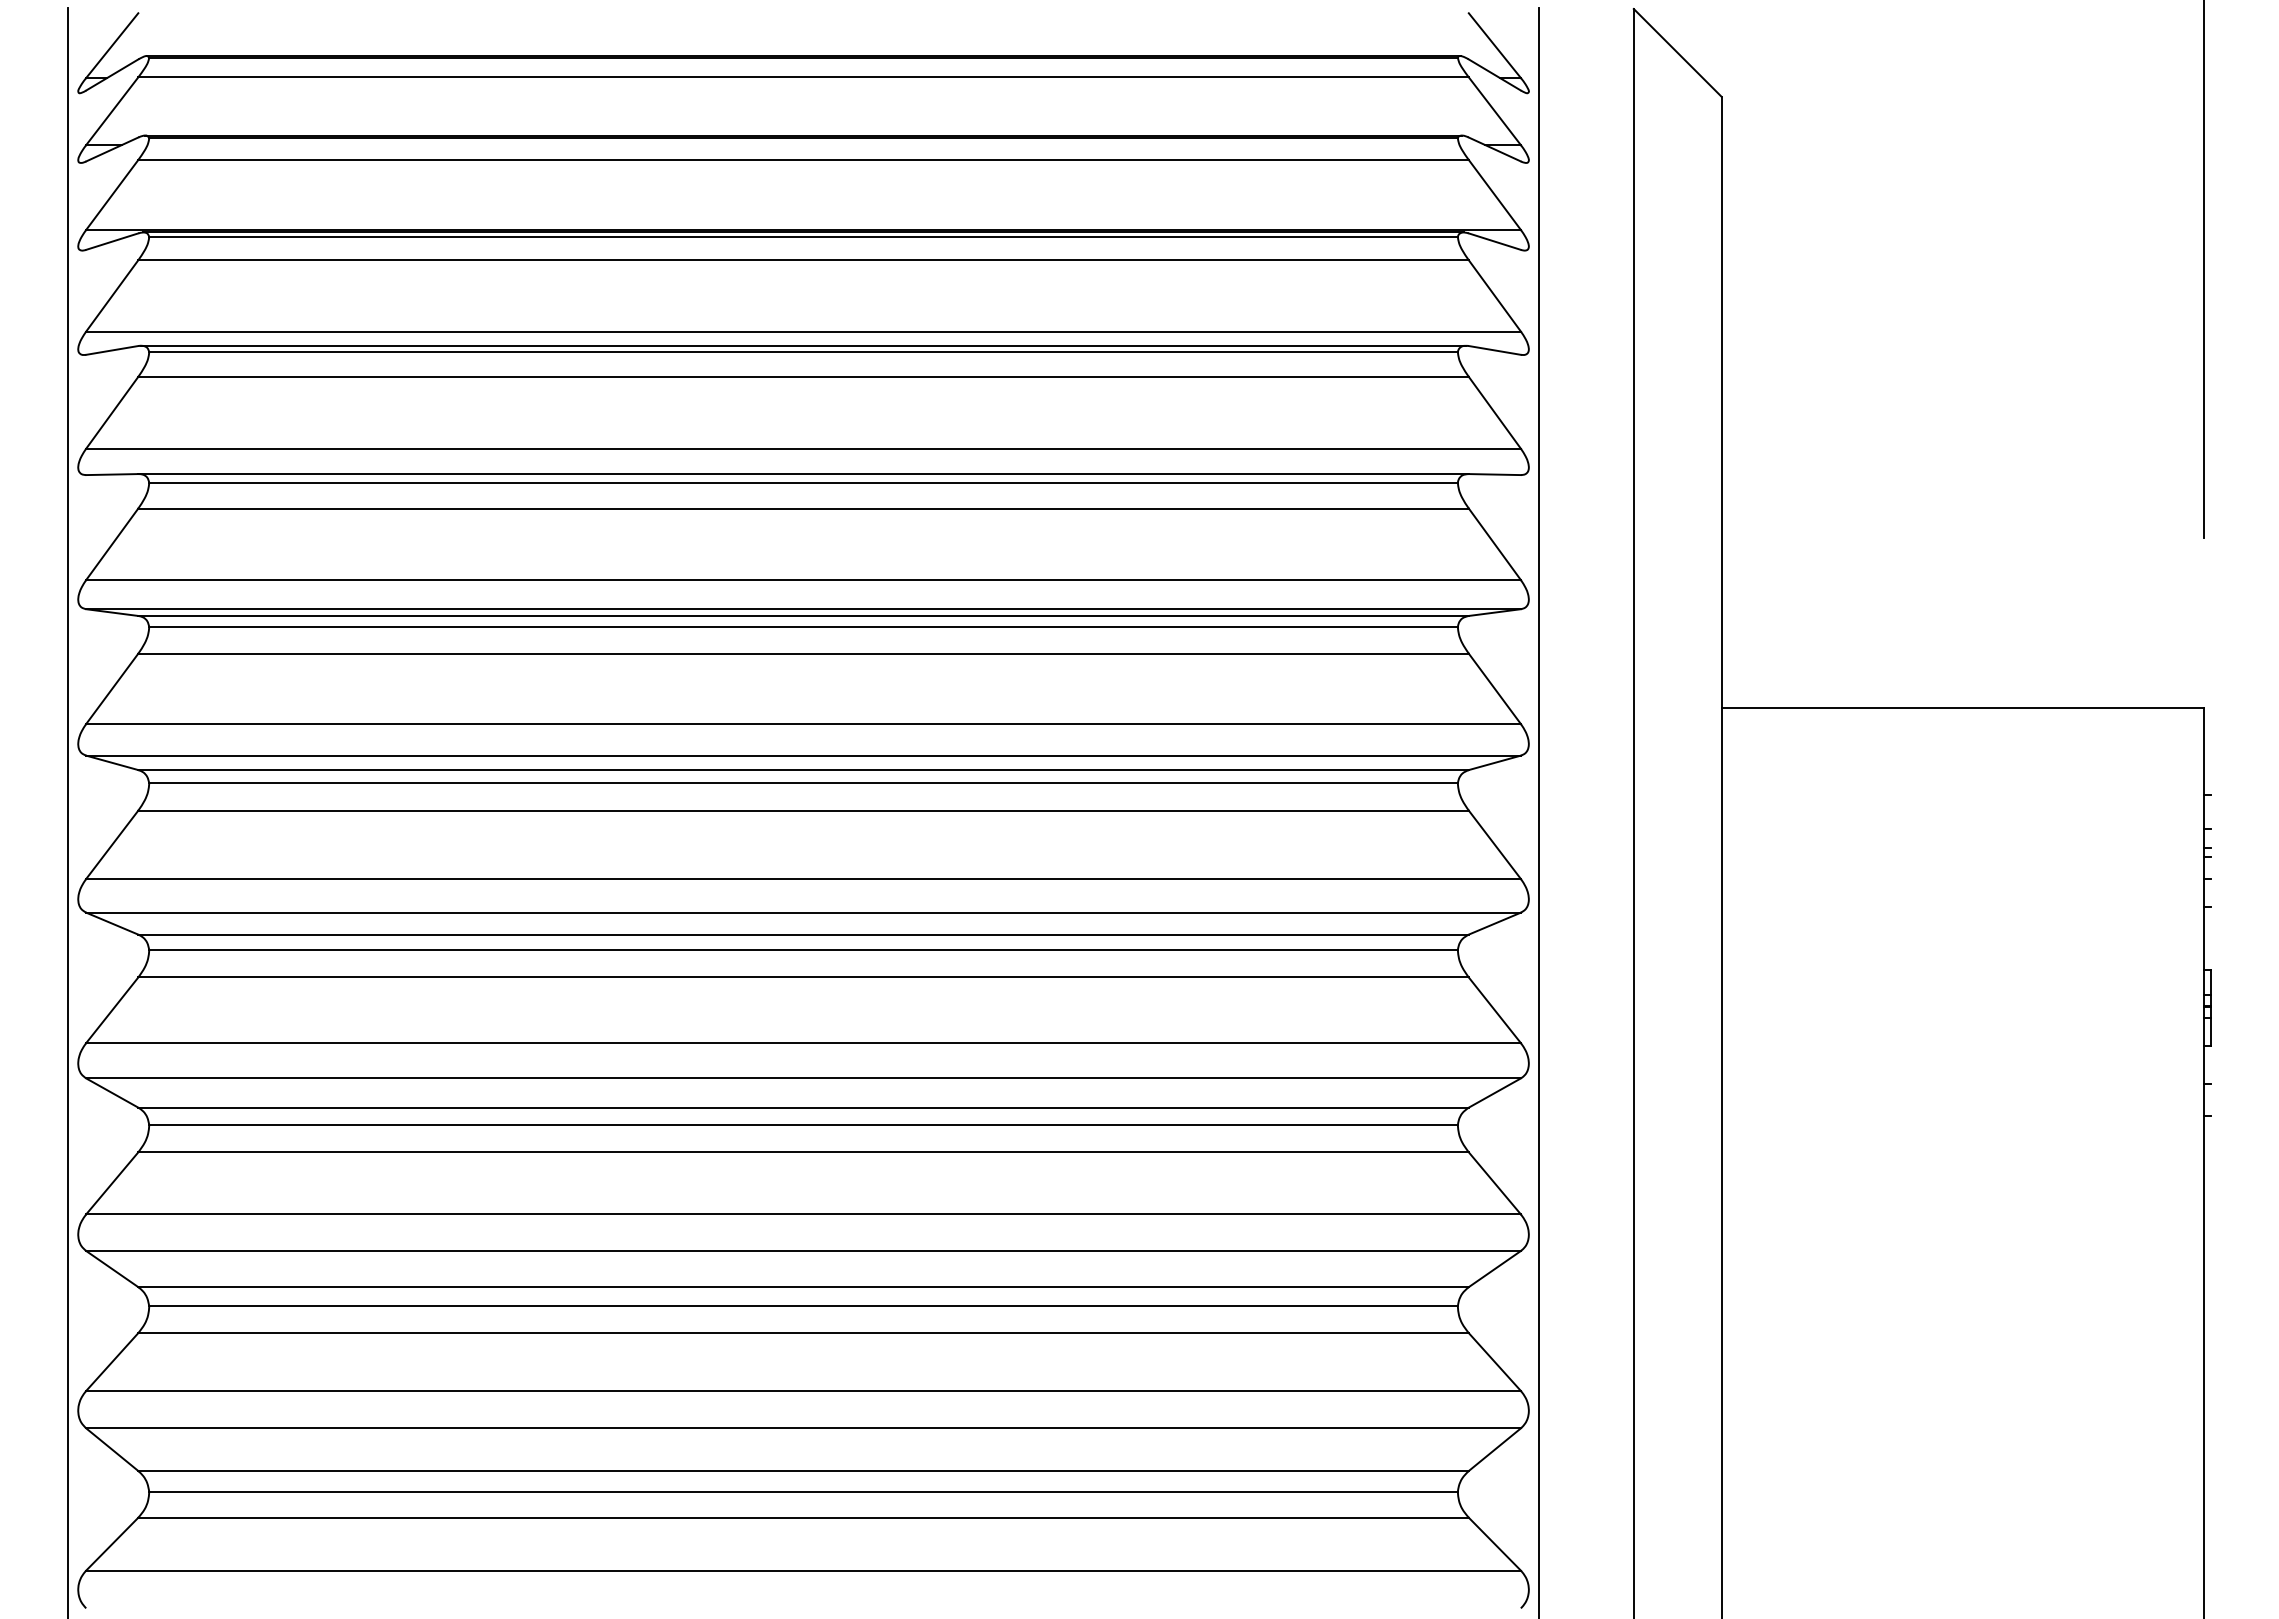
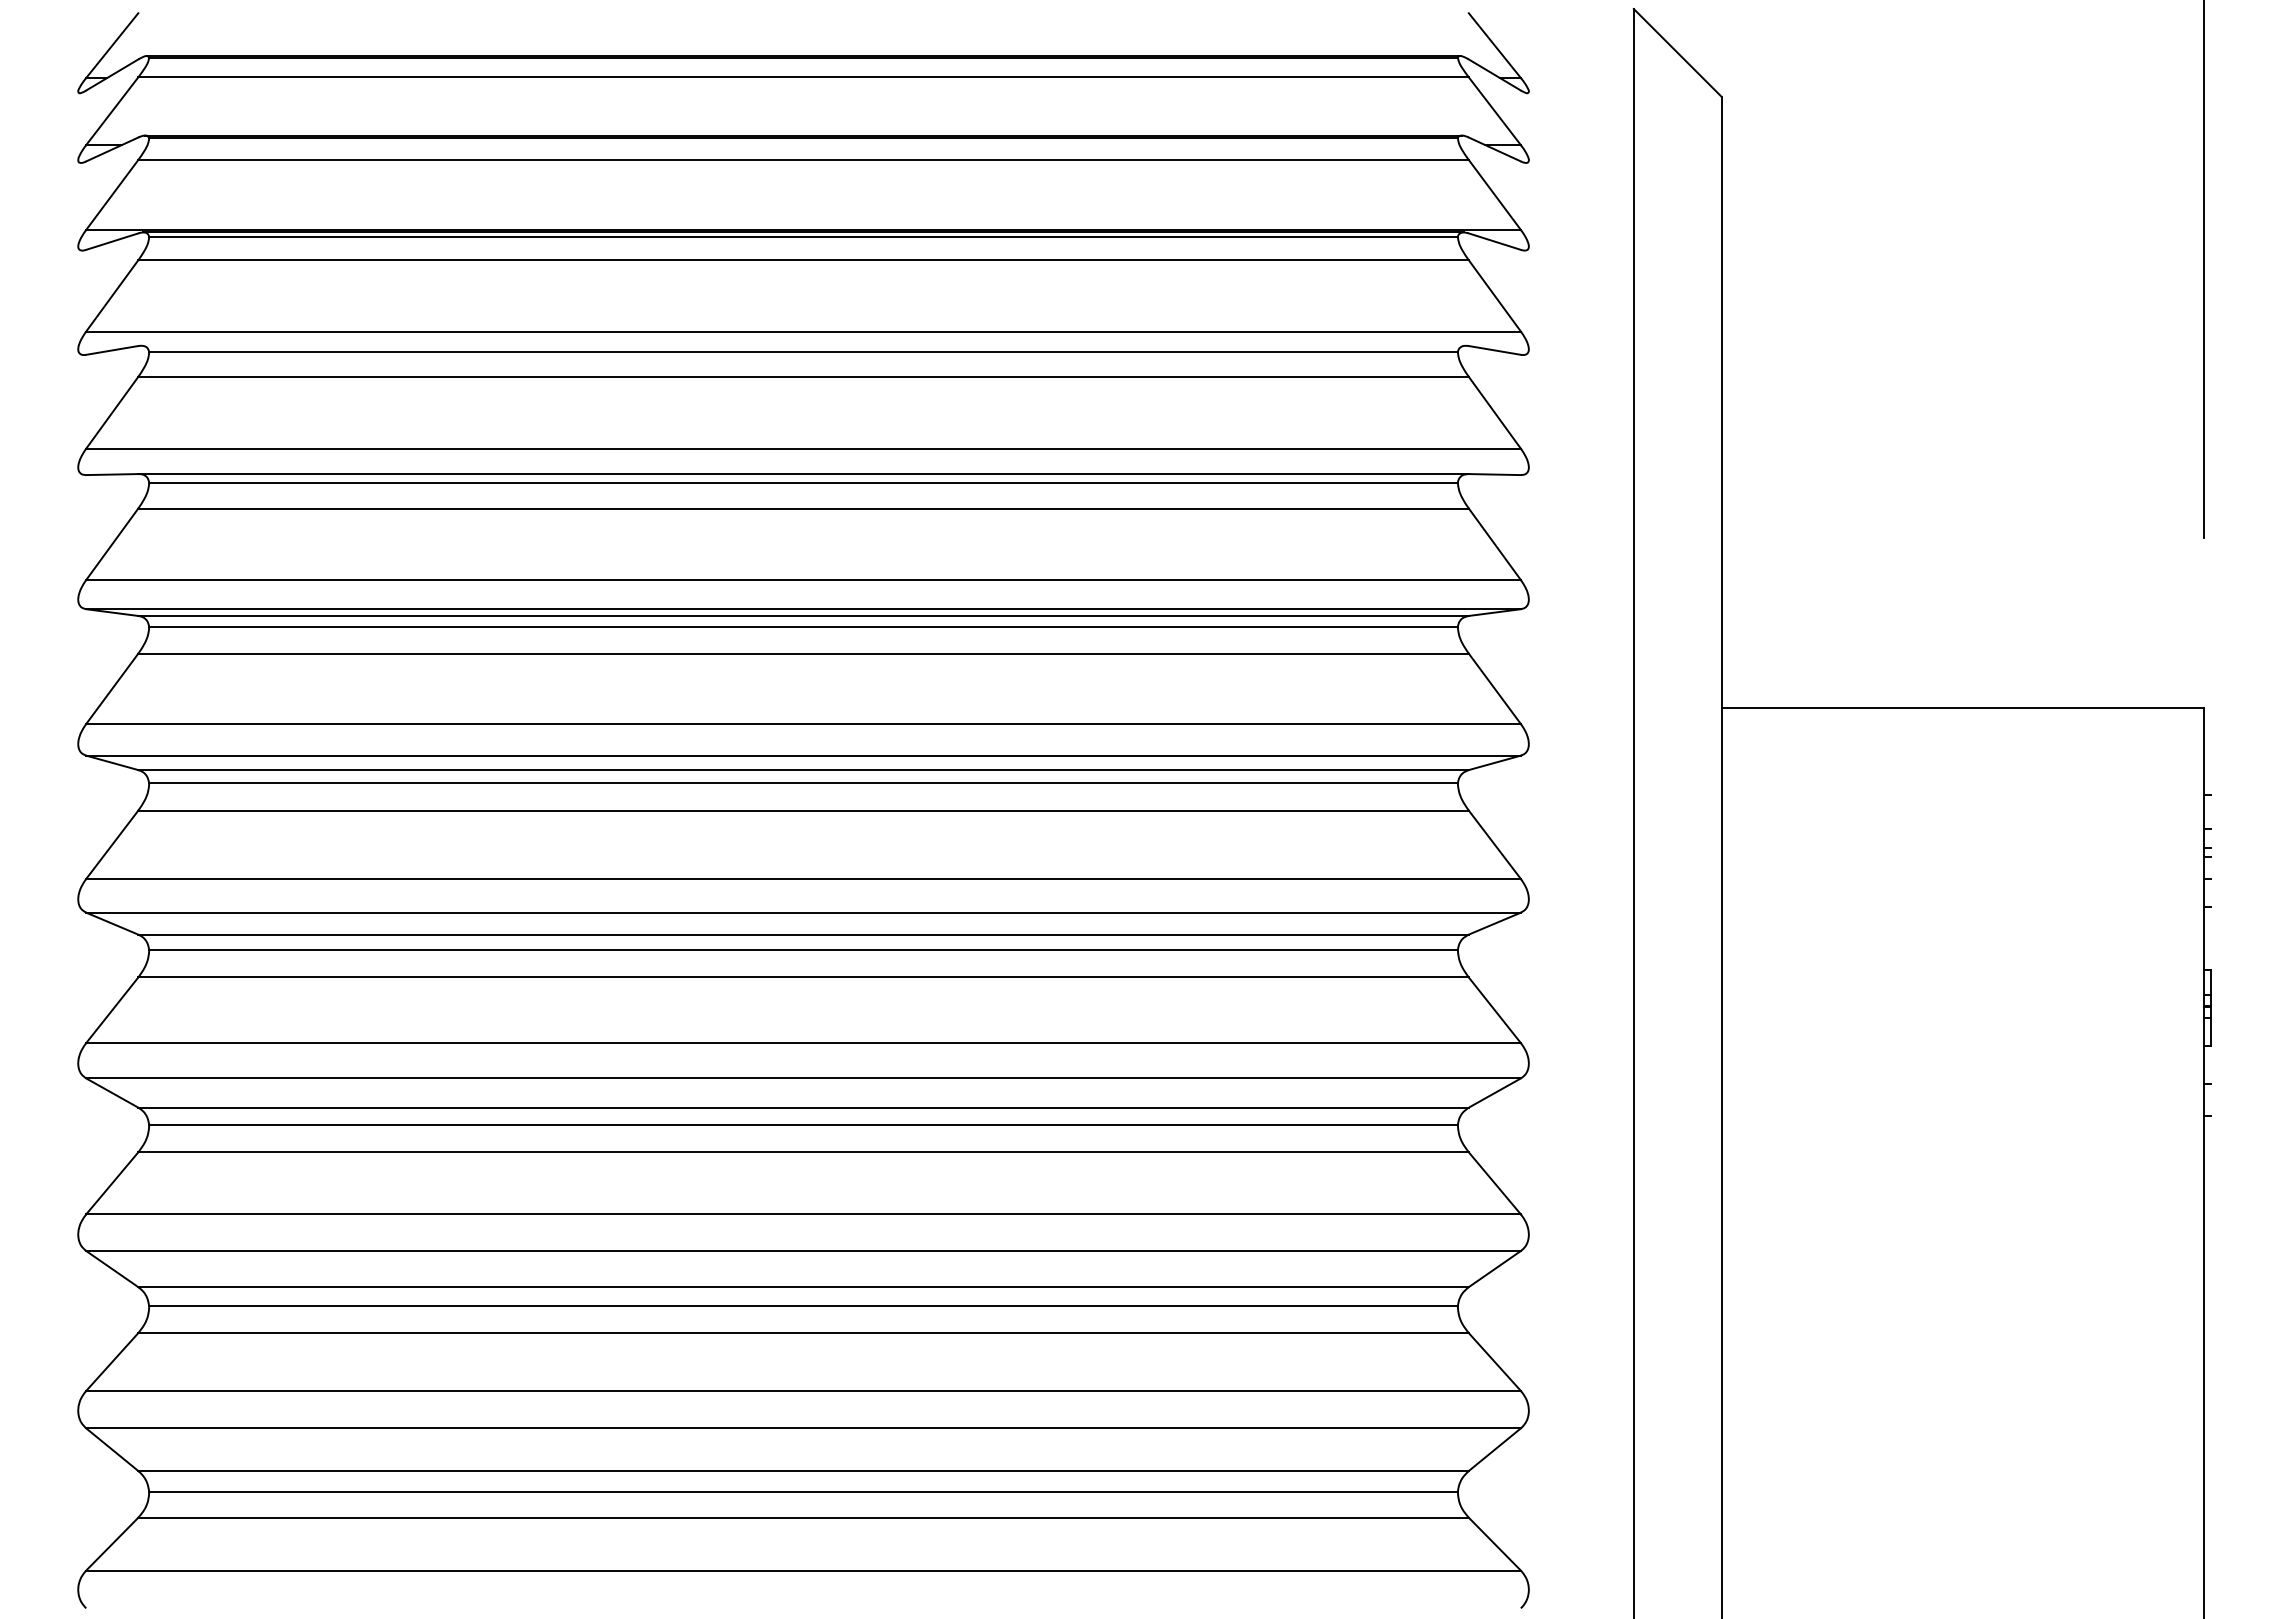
line: present -> none (803, 345)
line: present -> none (68, 811)
line: present -> none (1538, 811)
